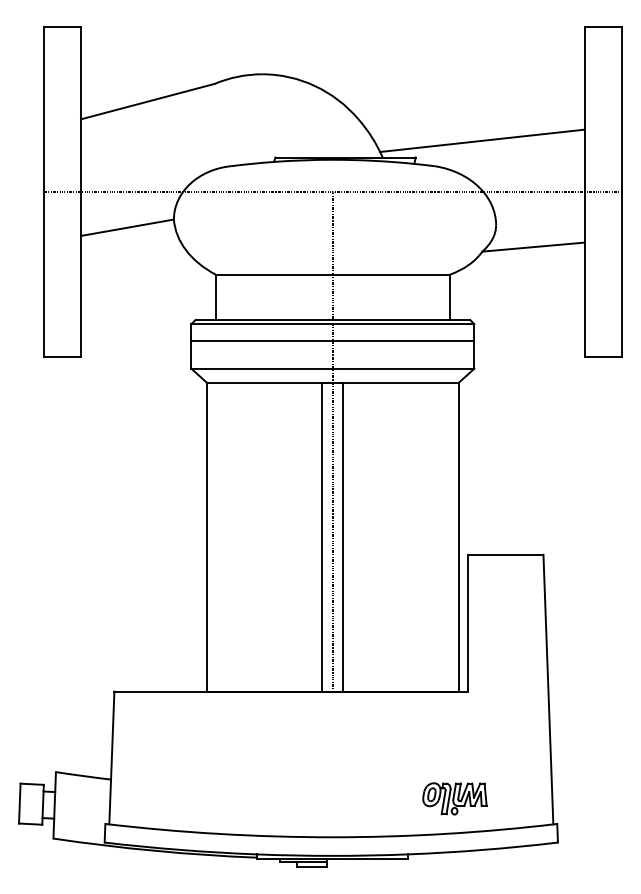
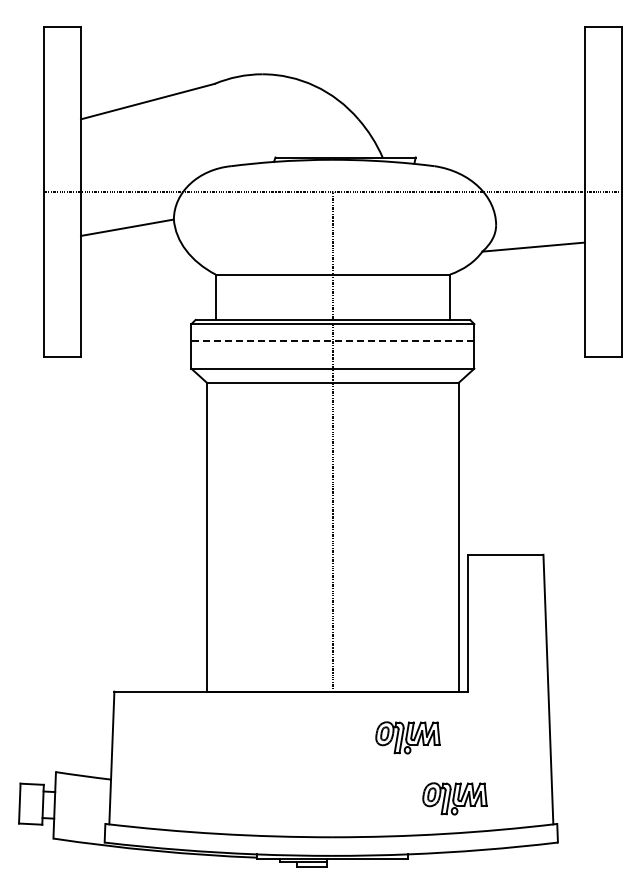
line: present -> none (482, 140)
line: solid -> dashed (332, 340)
line: present -> none (322, 536)
line: present -> none (343, 536)
part: none -> present (407, 737)
